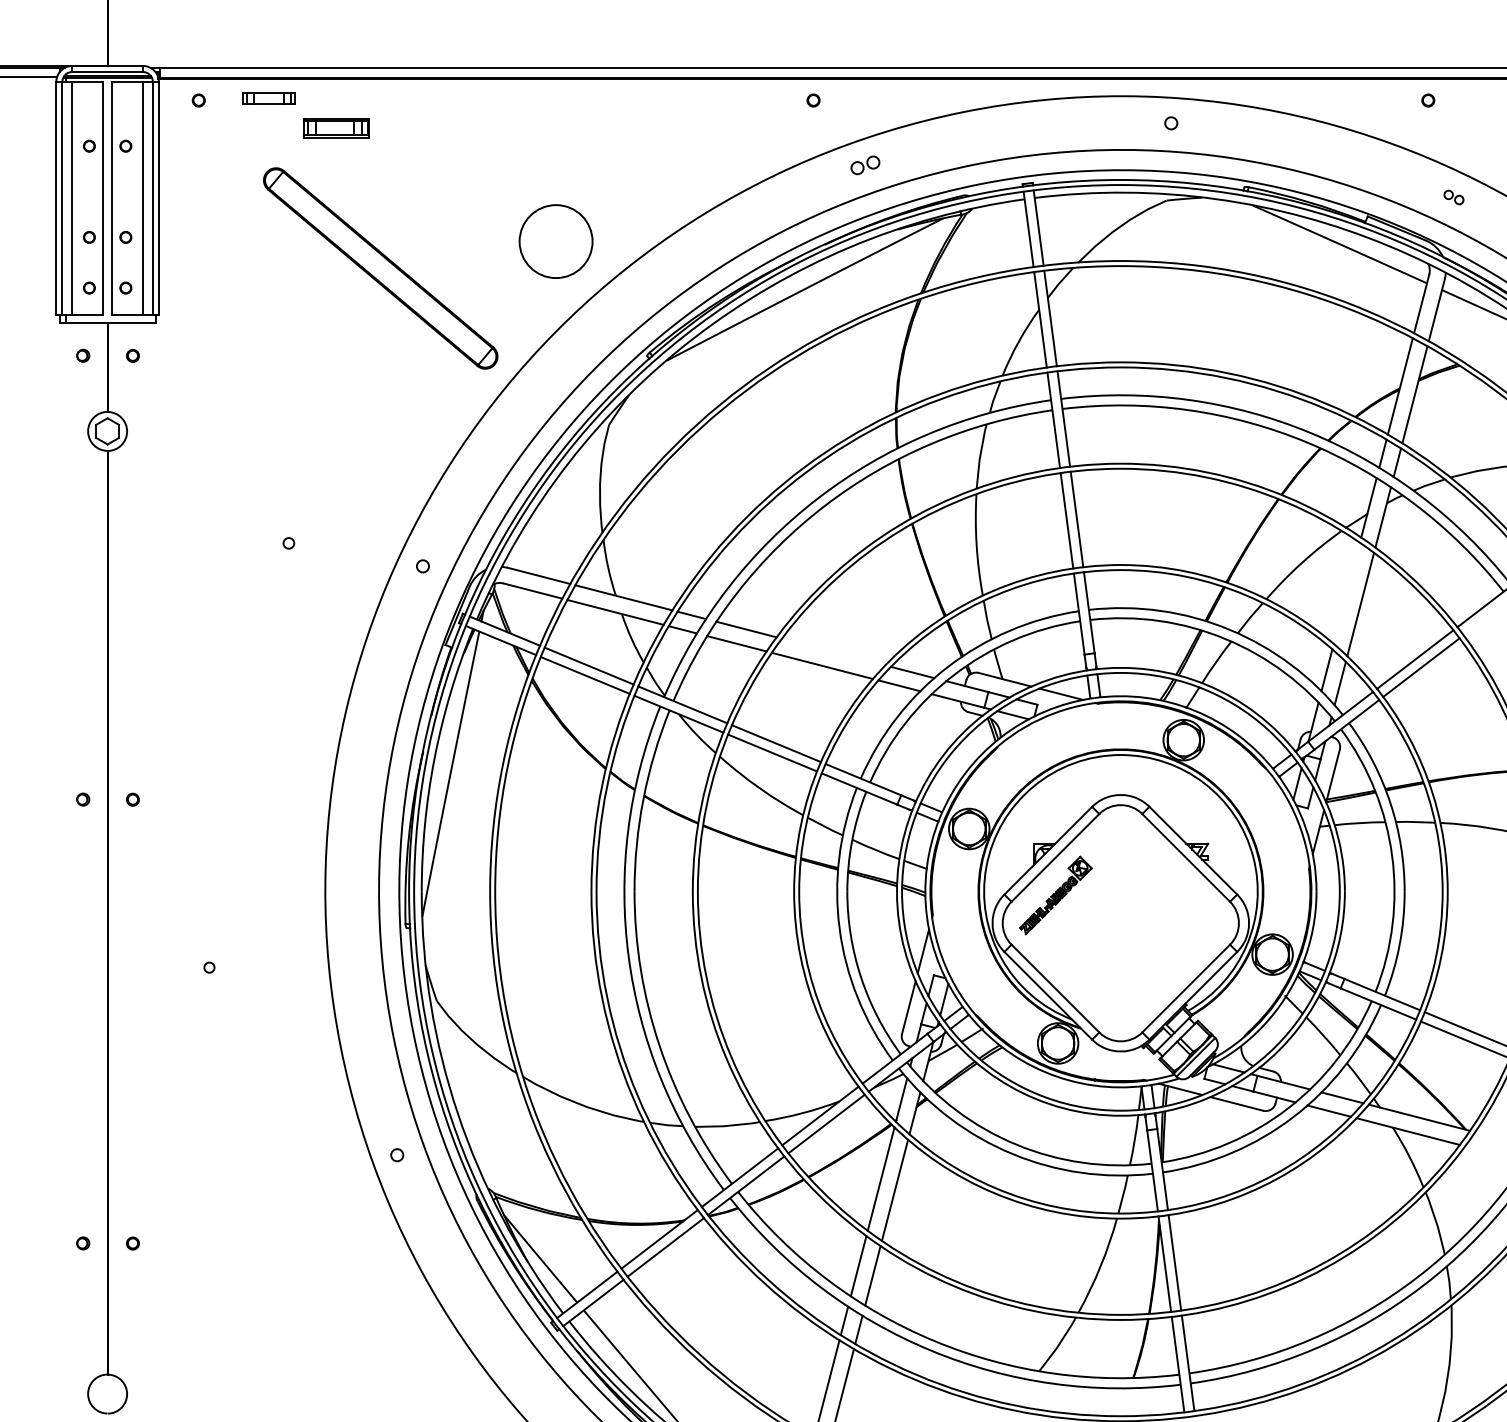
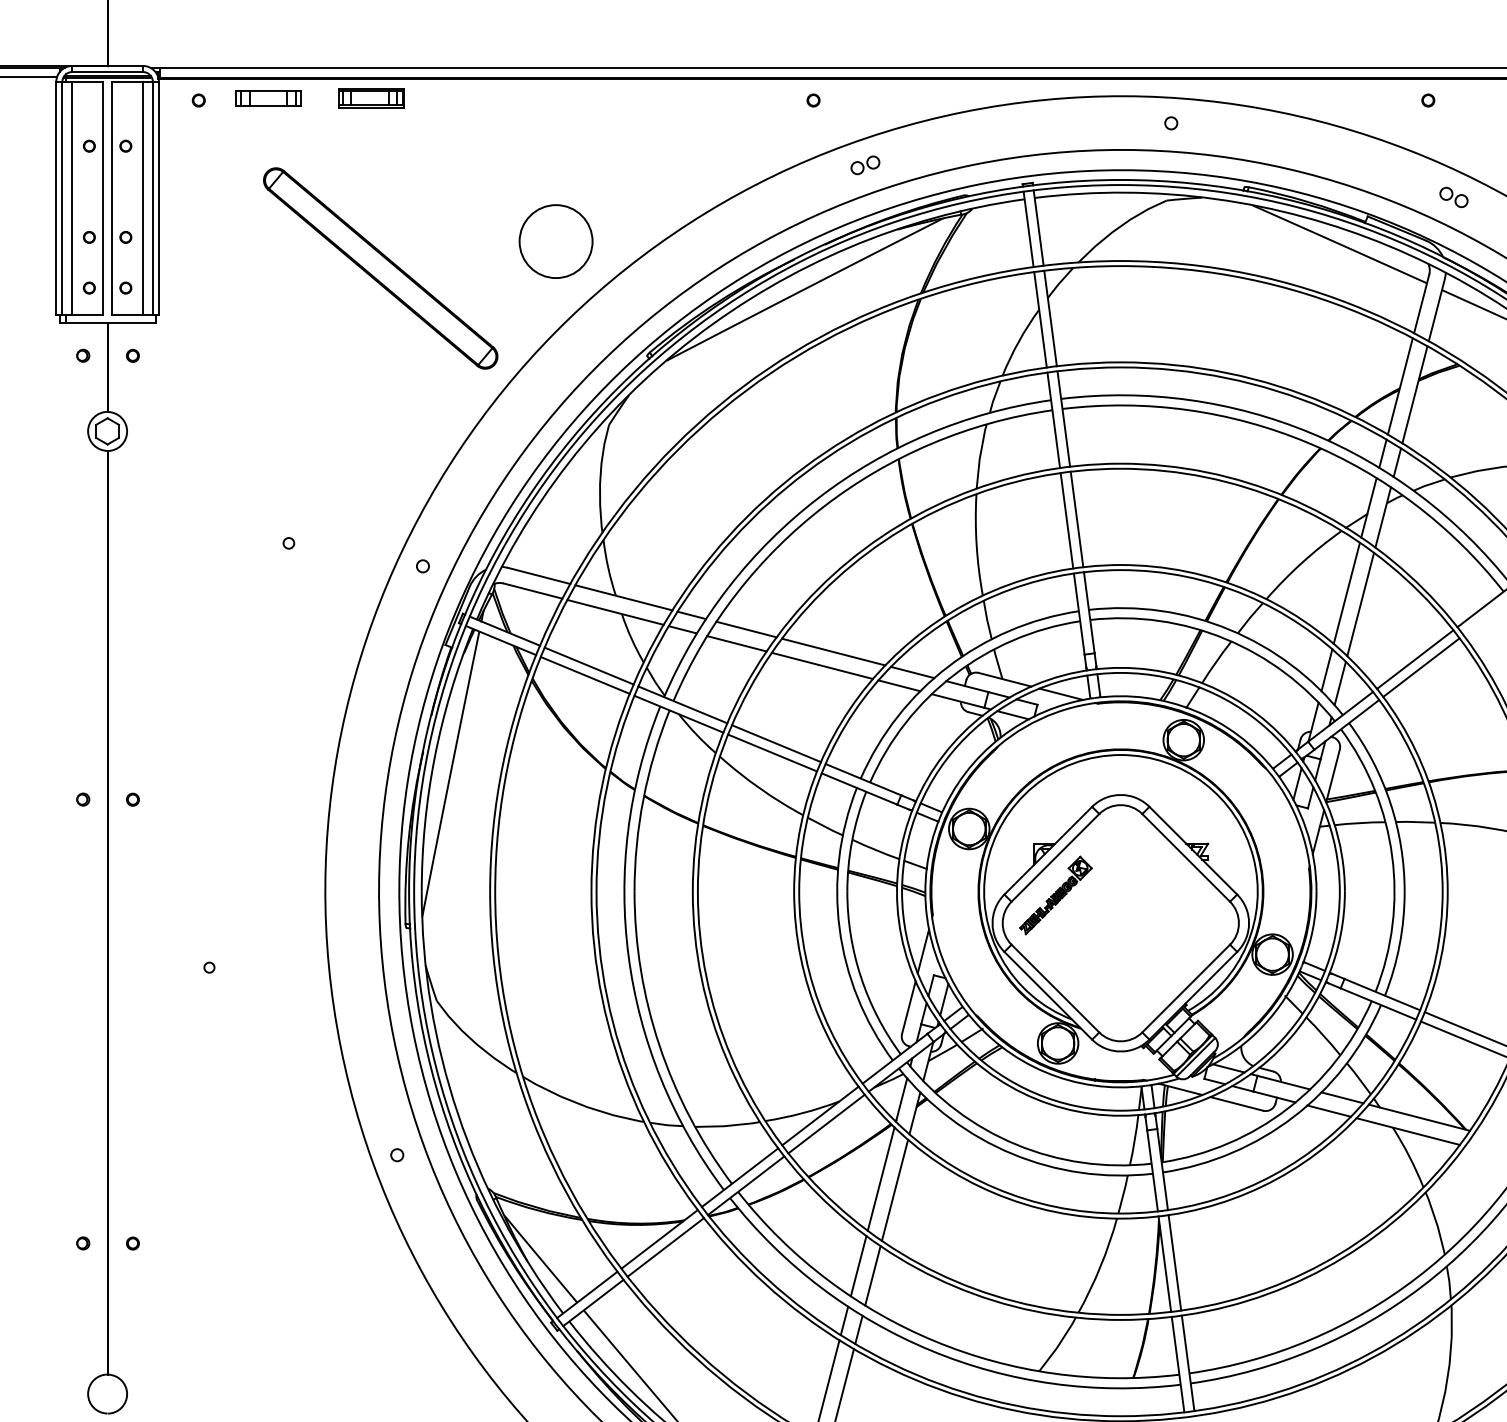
part size: 54x13 px -> 67x17 px (268, 98)
part position: (336, 128) -> (371, 98) (371, 98)
part size: 22x17 px -> 30x23 px (1453, 197)
line: none -> present (1346, 592)
line: none -> present (833, 651)
